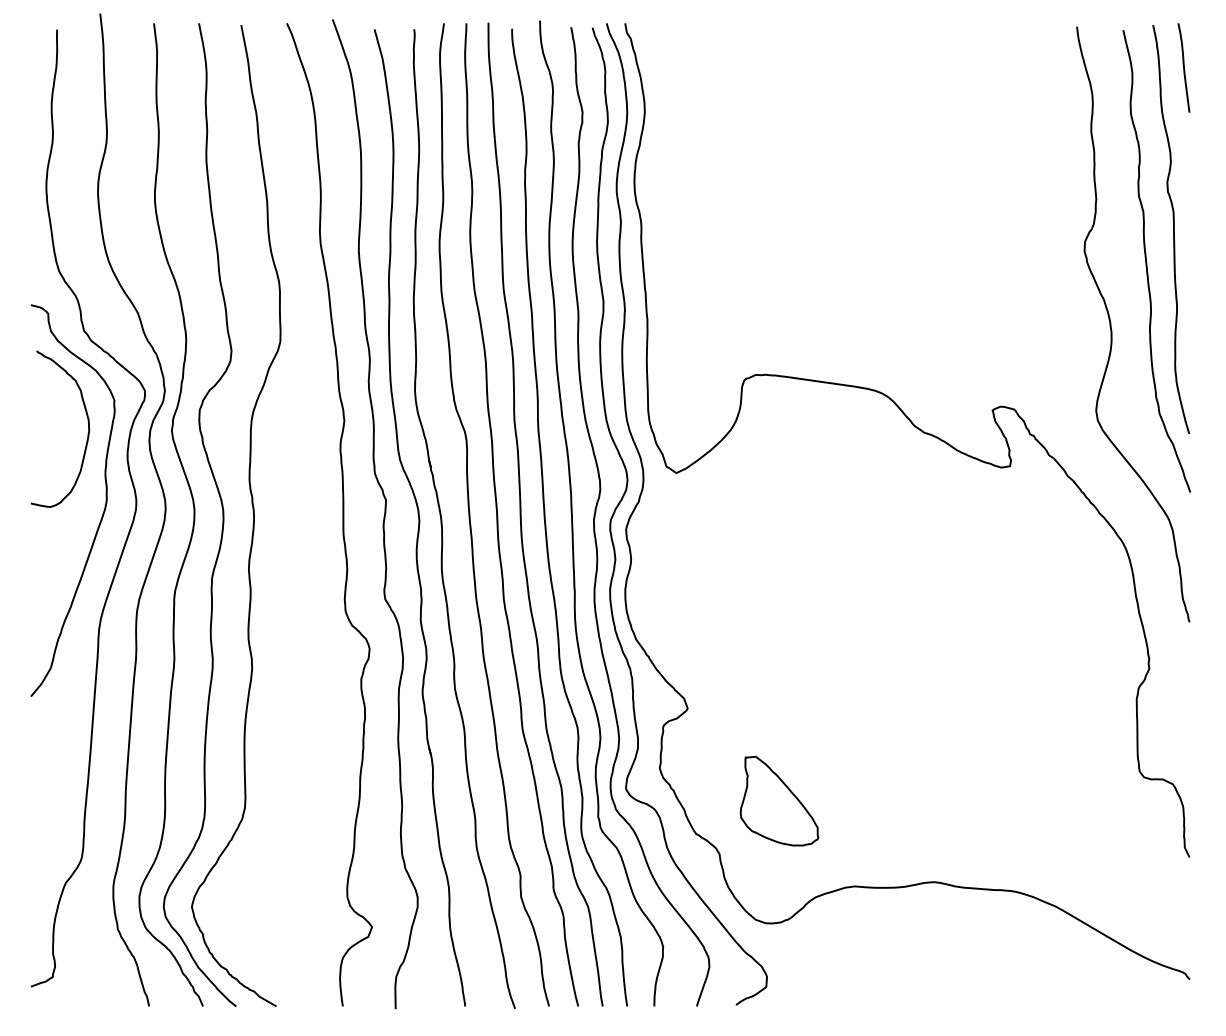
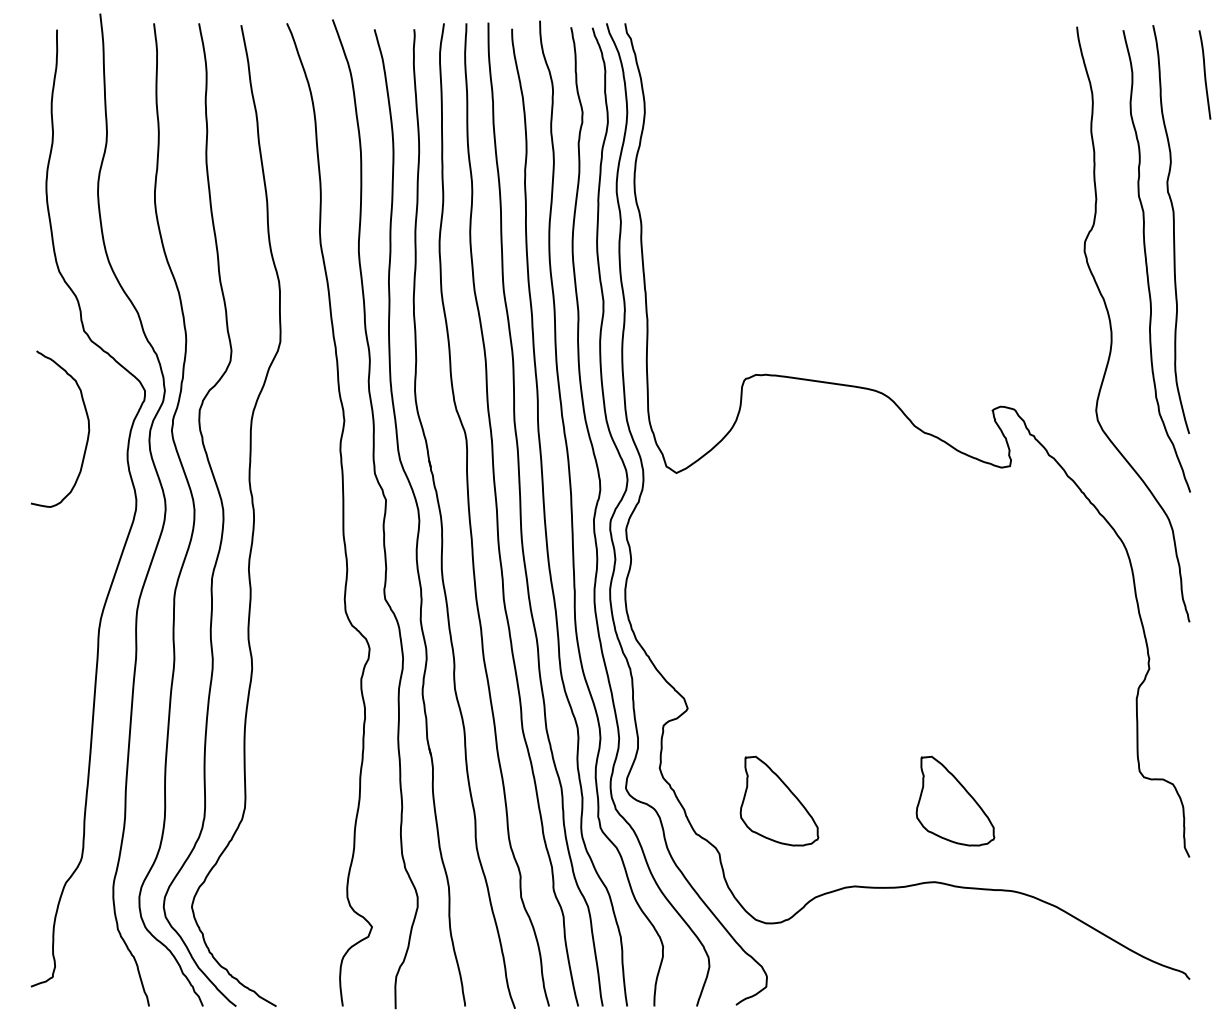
curve position: (1183, 67) -> (1204, 74) (1204, 74)
curve: present -> none (104, 506)
part: none -> present (955, 800)
